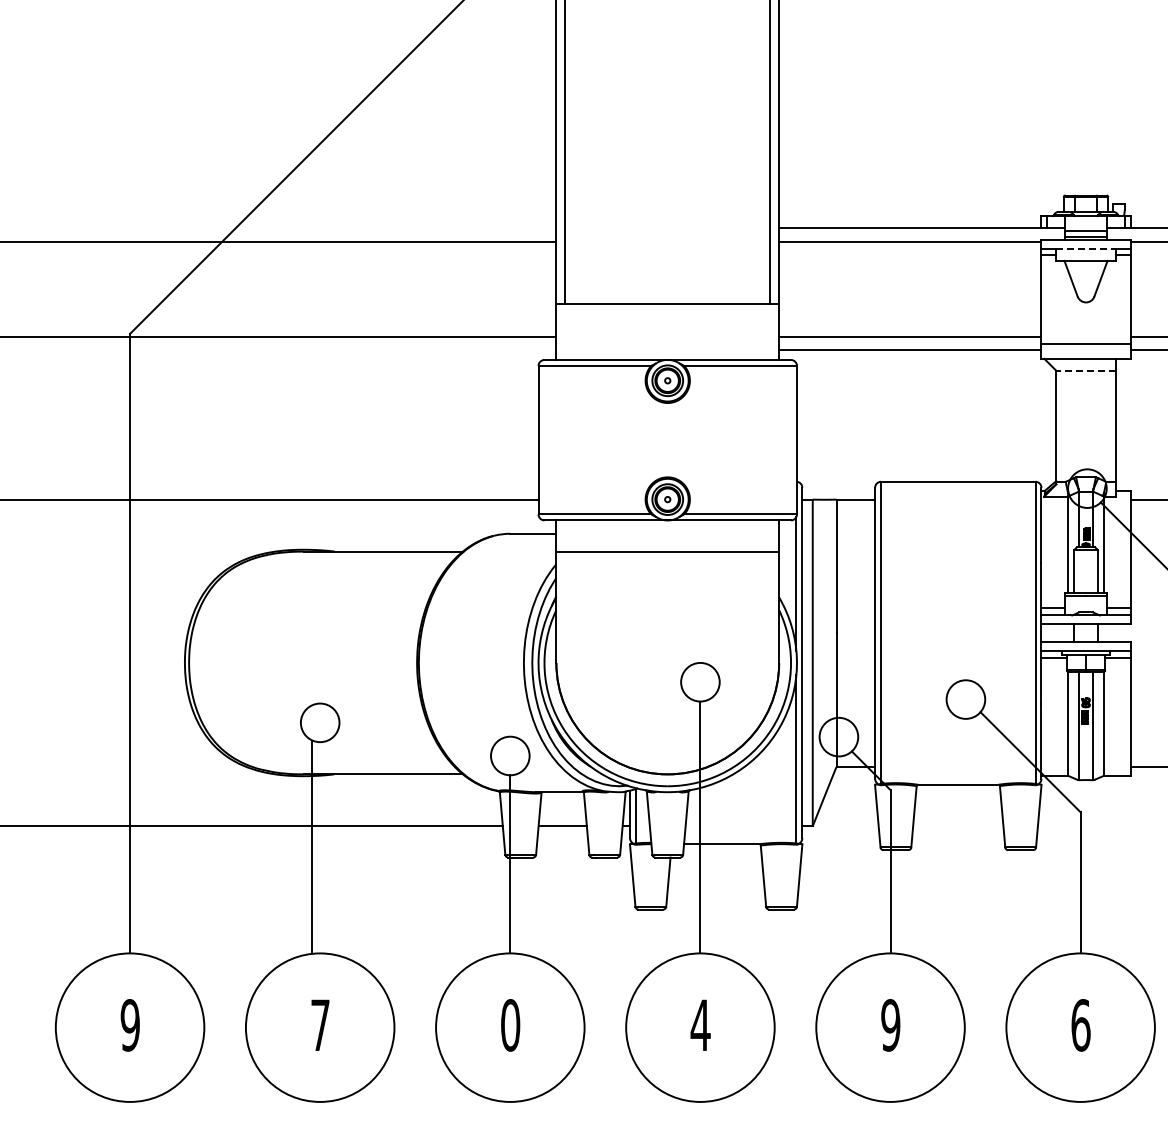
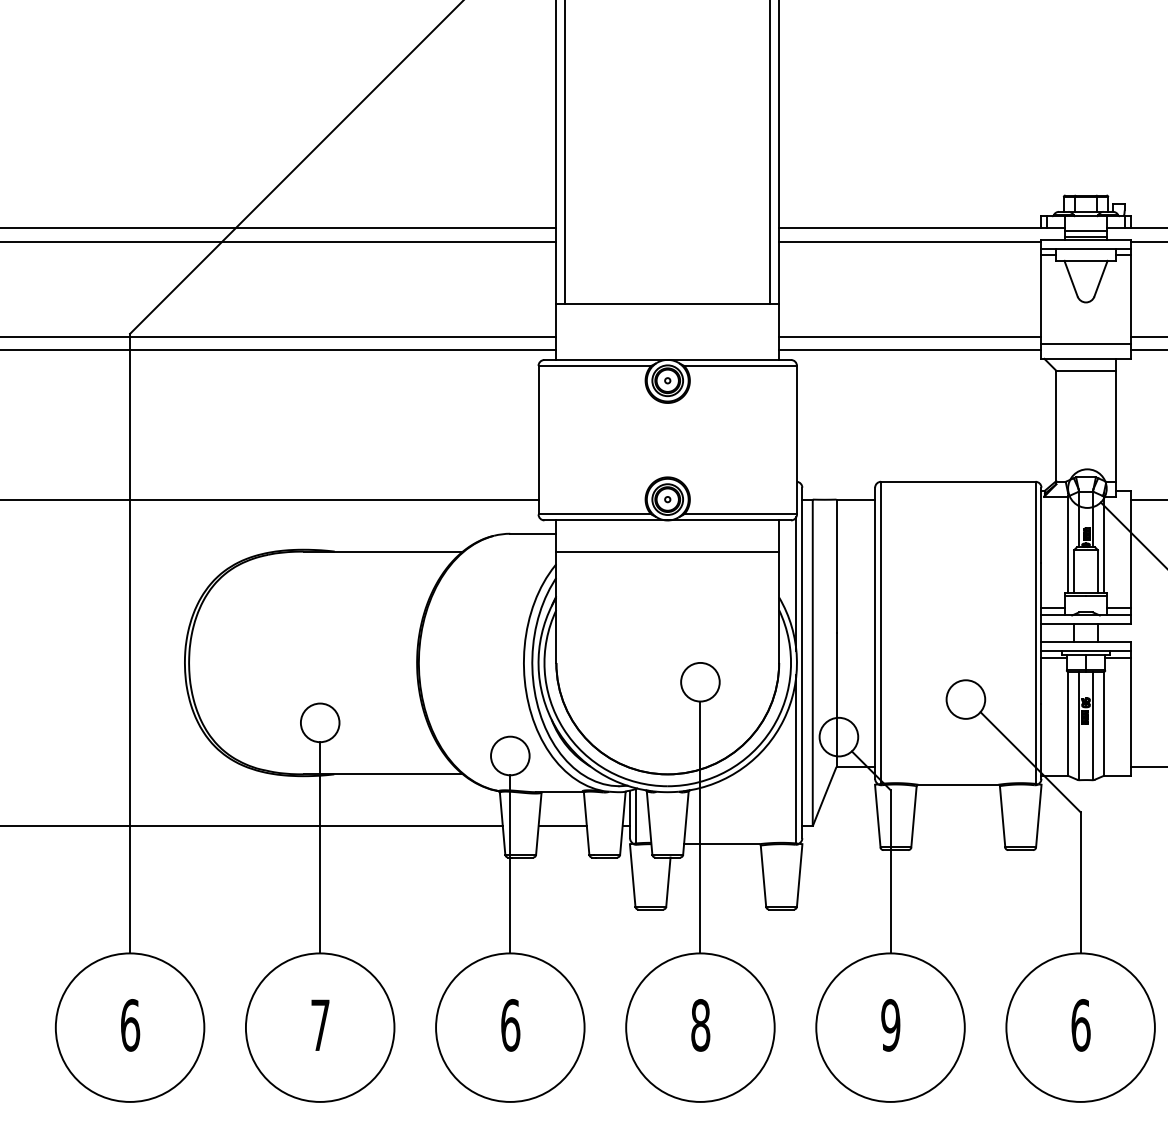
line: none -> present (279, 228)
line: dashed -> solid (1086, 248)
line: none -> present (279, 349)
line: dashed -> solid (1086, 370)
line position: (312, 847) -> (320, 847) (320, 847)
text: 9 -> 6 (130, 1025)
text: 0 -> 6 (510, 1025)
text: 4 -> 8 (700, 1025)
